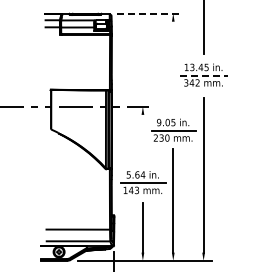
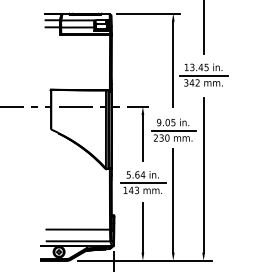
line: dashed -> solid (148, 13)
line: none -> present (173, 64)
line: dashed -> solid (204, 75)
line: none -> present (142, 137)
